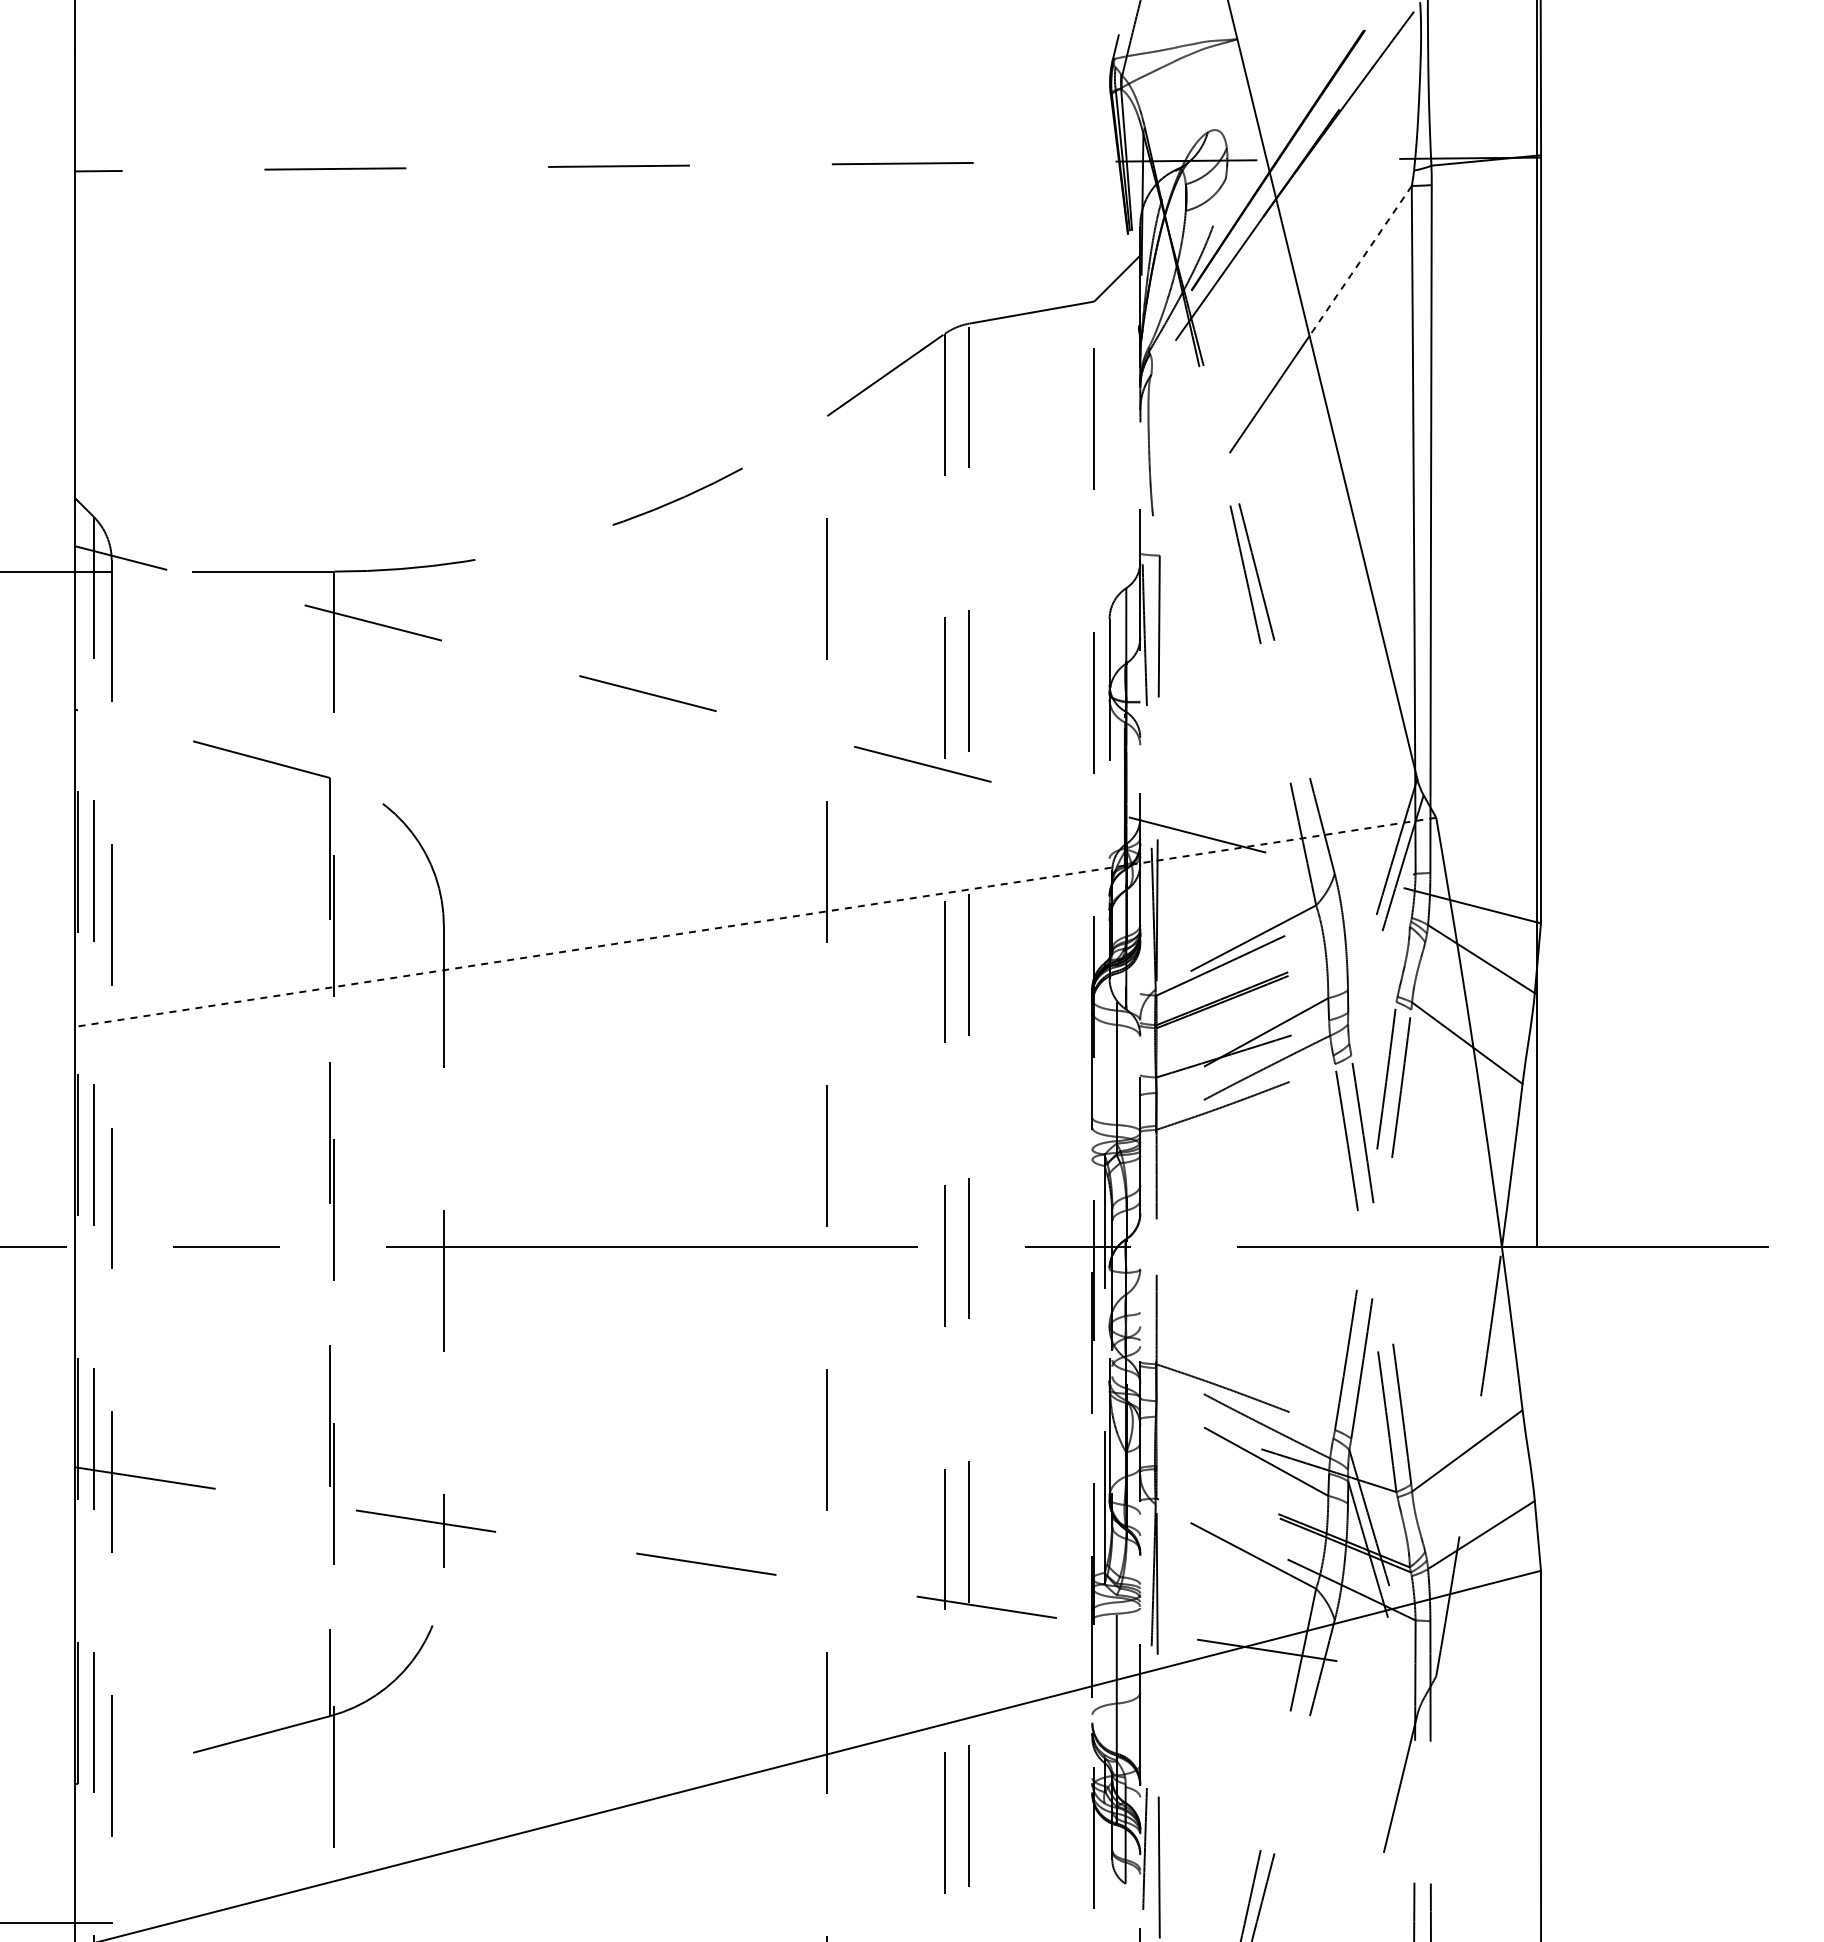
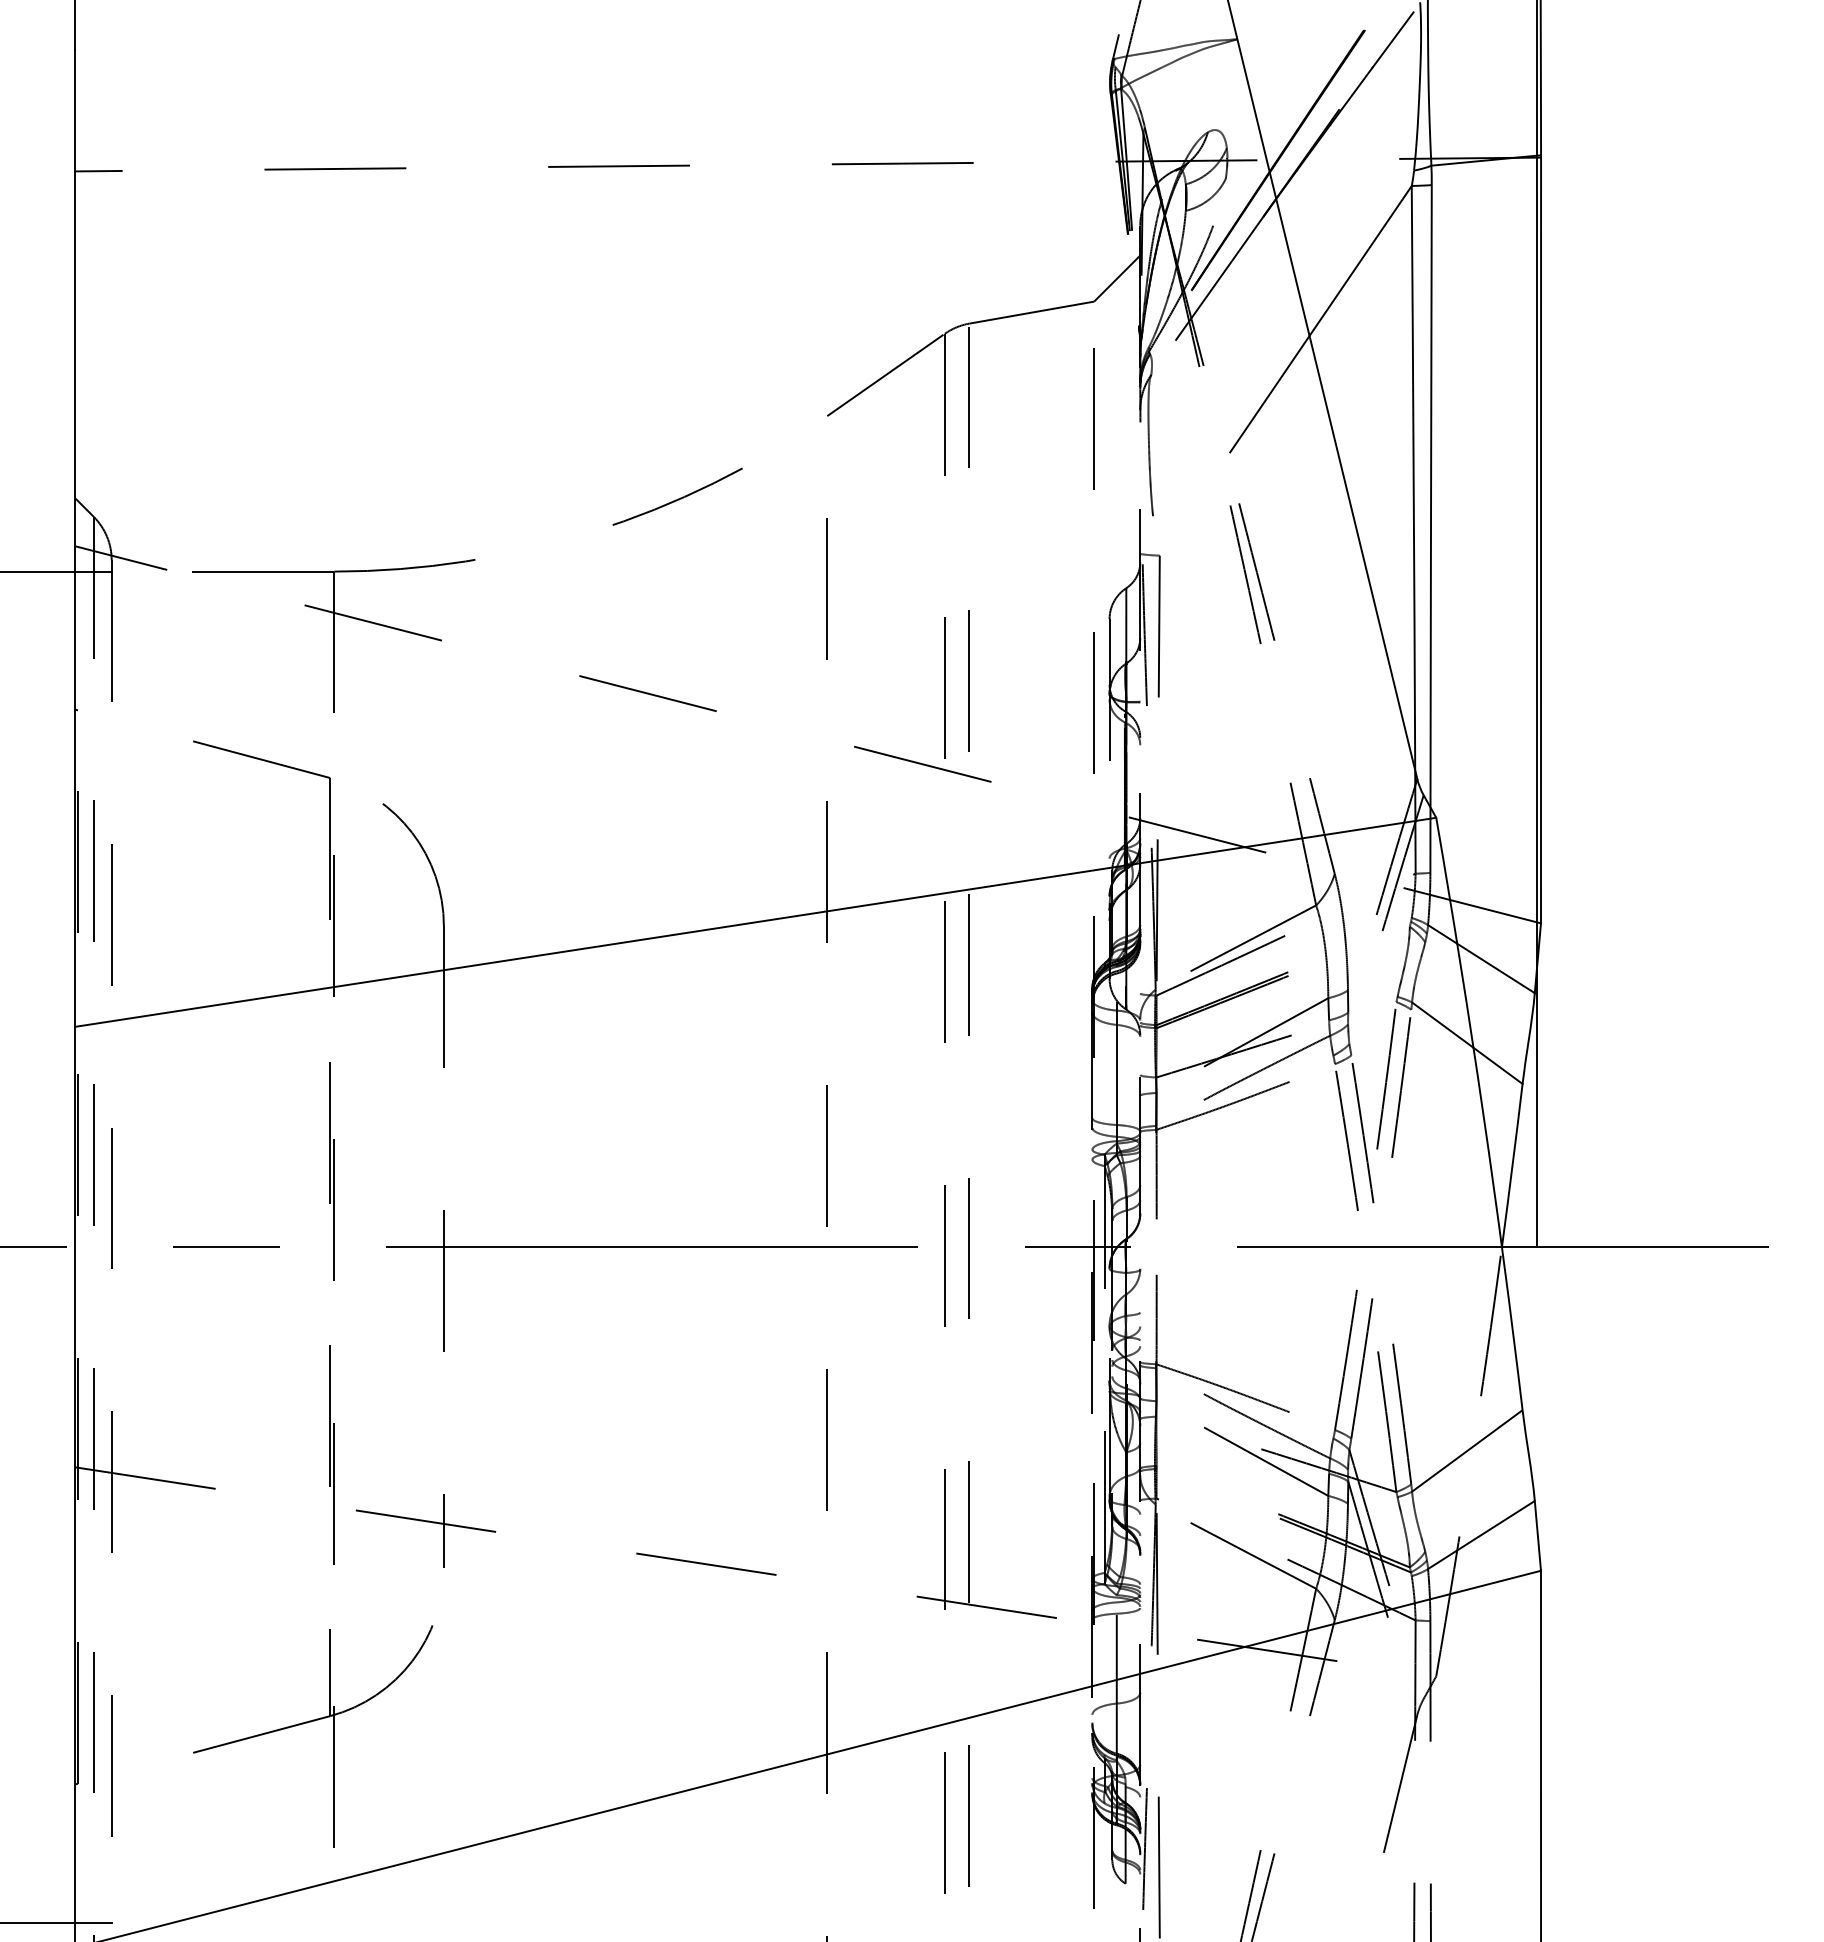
line: dashed -> solid (1360, 260)
line: dashed -> solid (755, 922)
